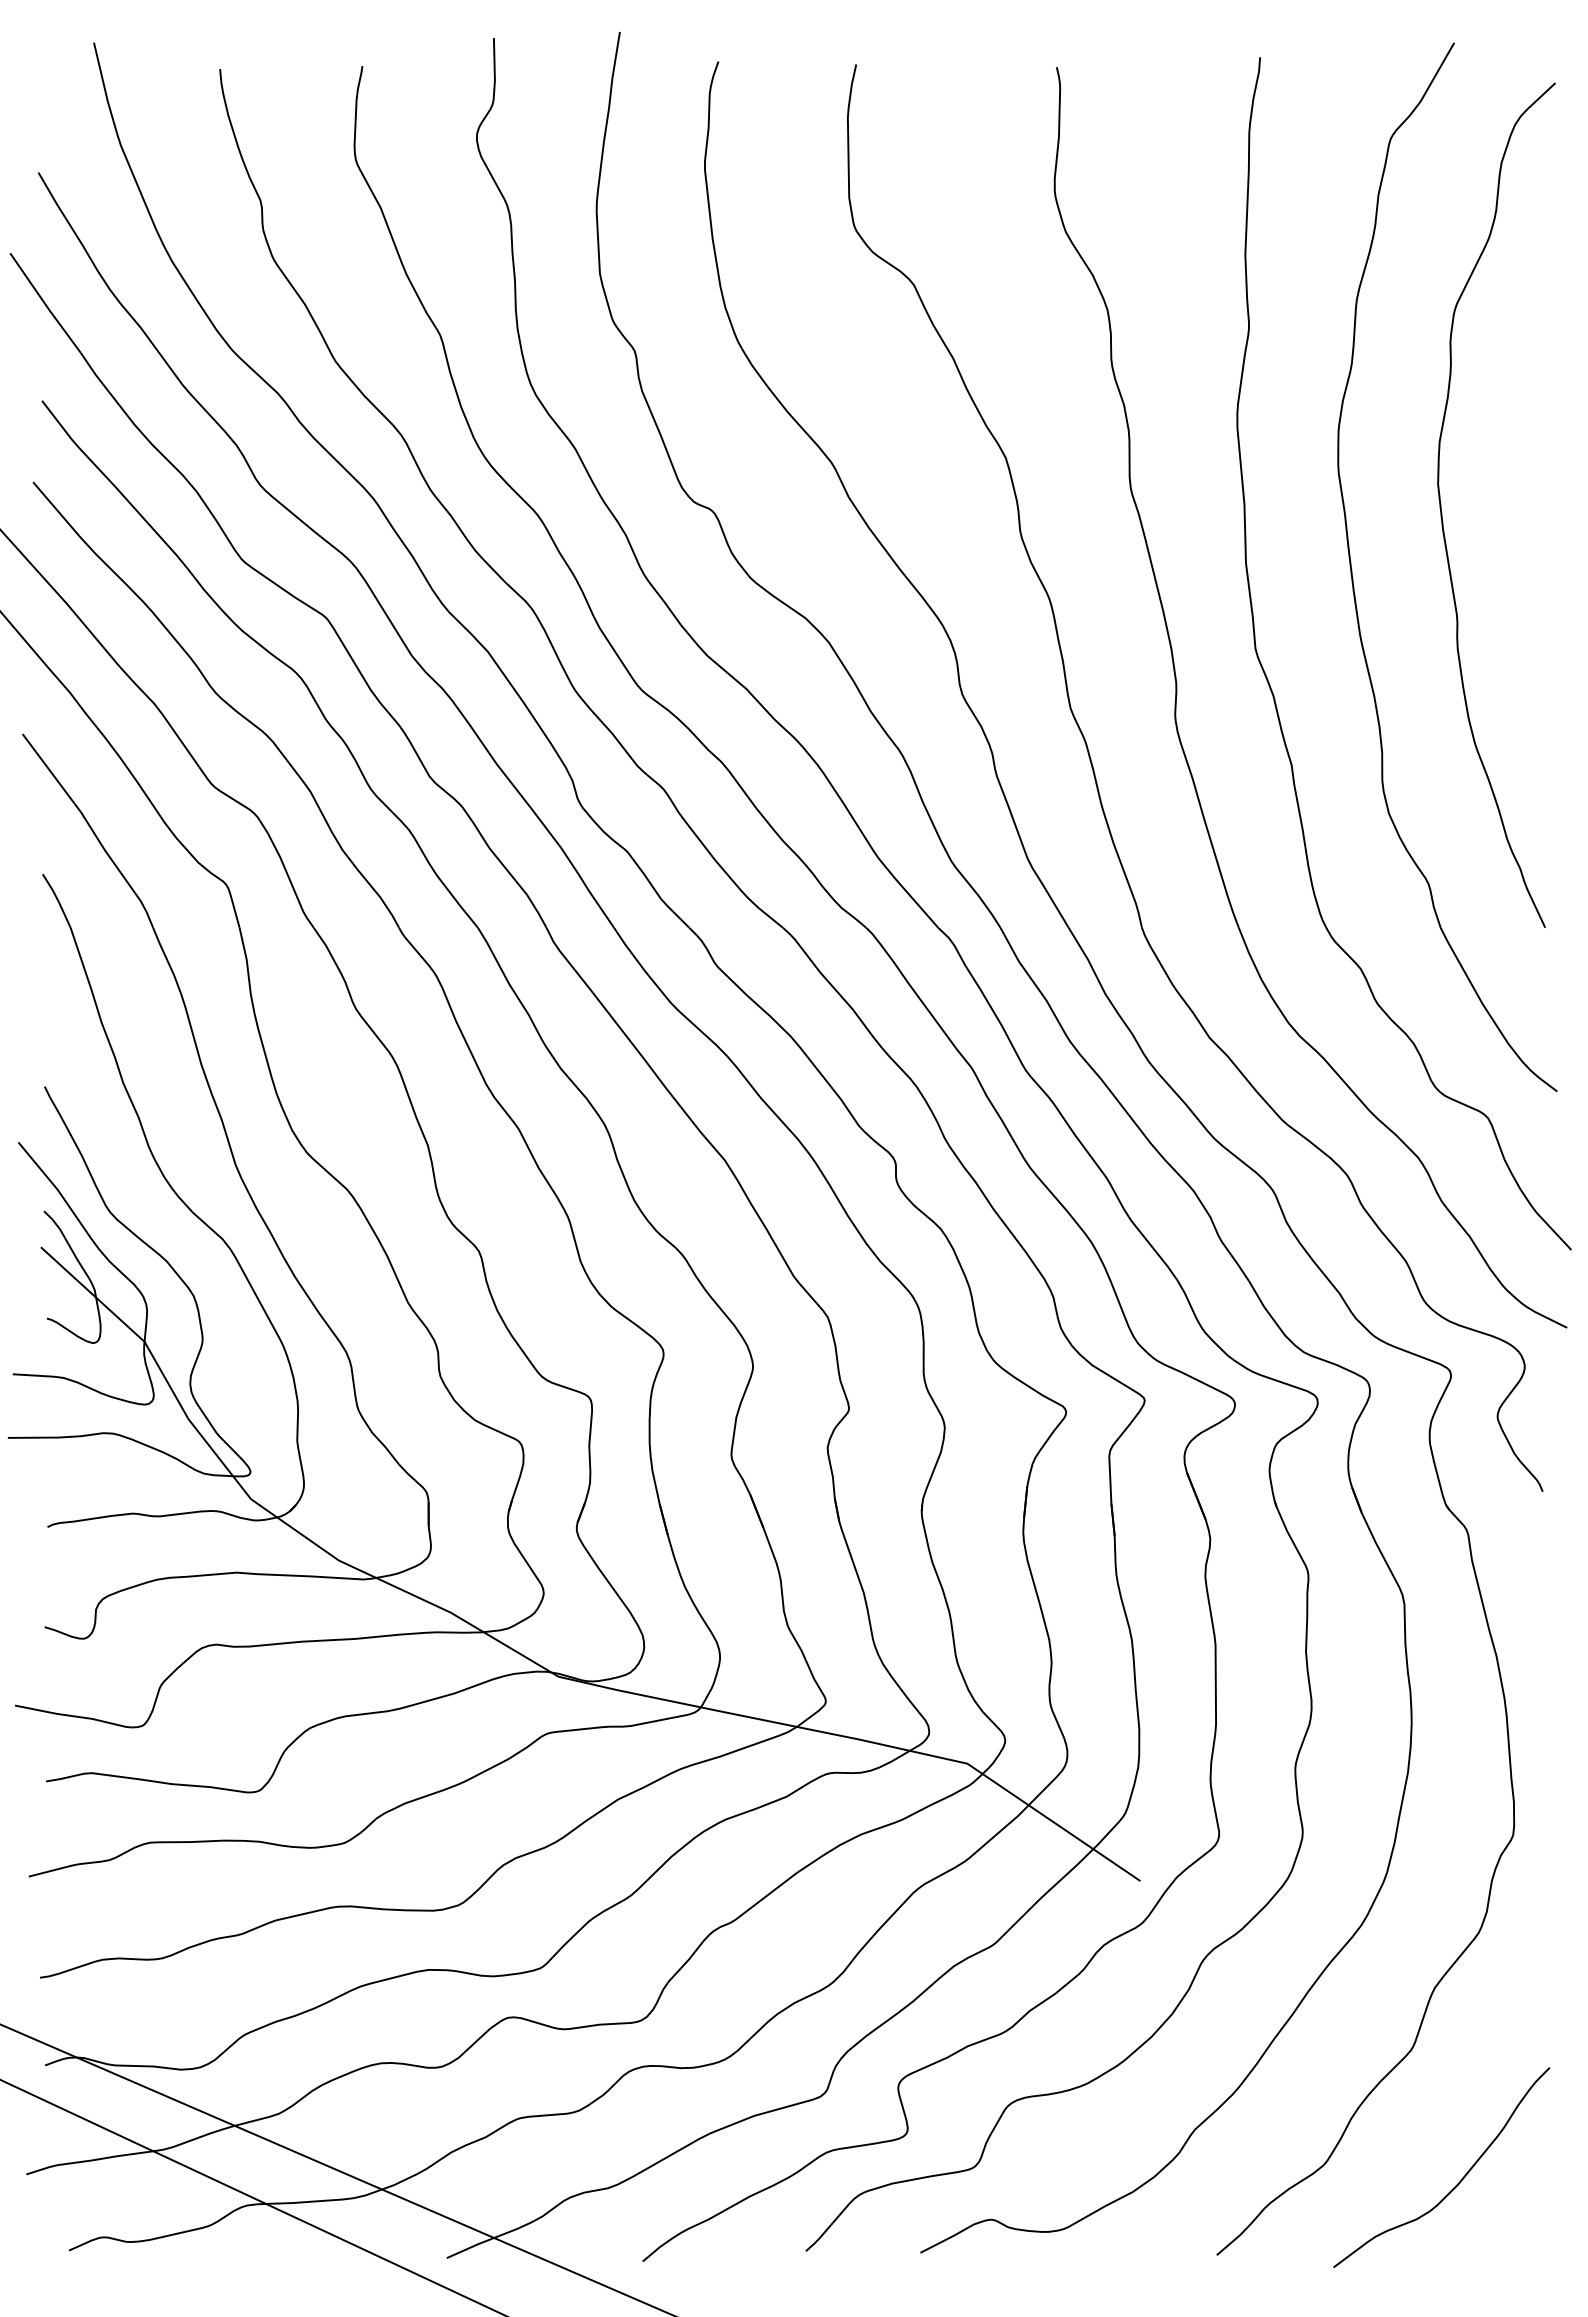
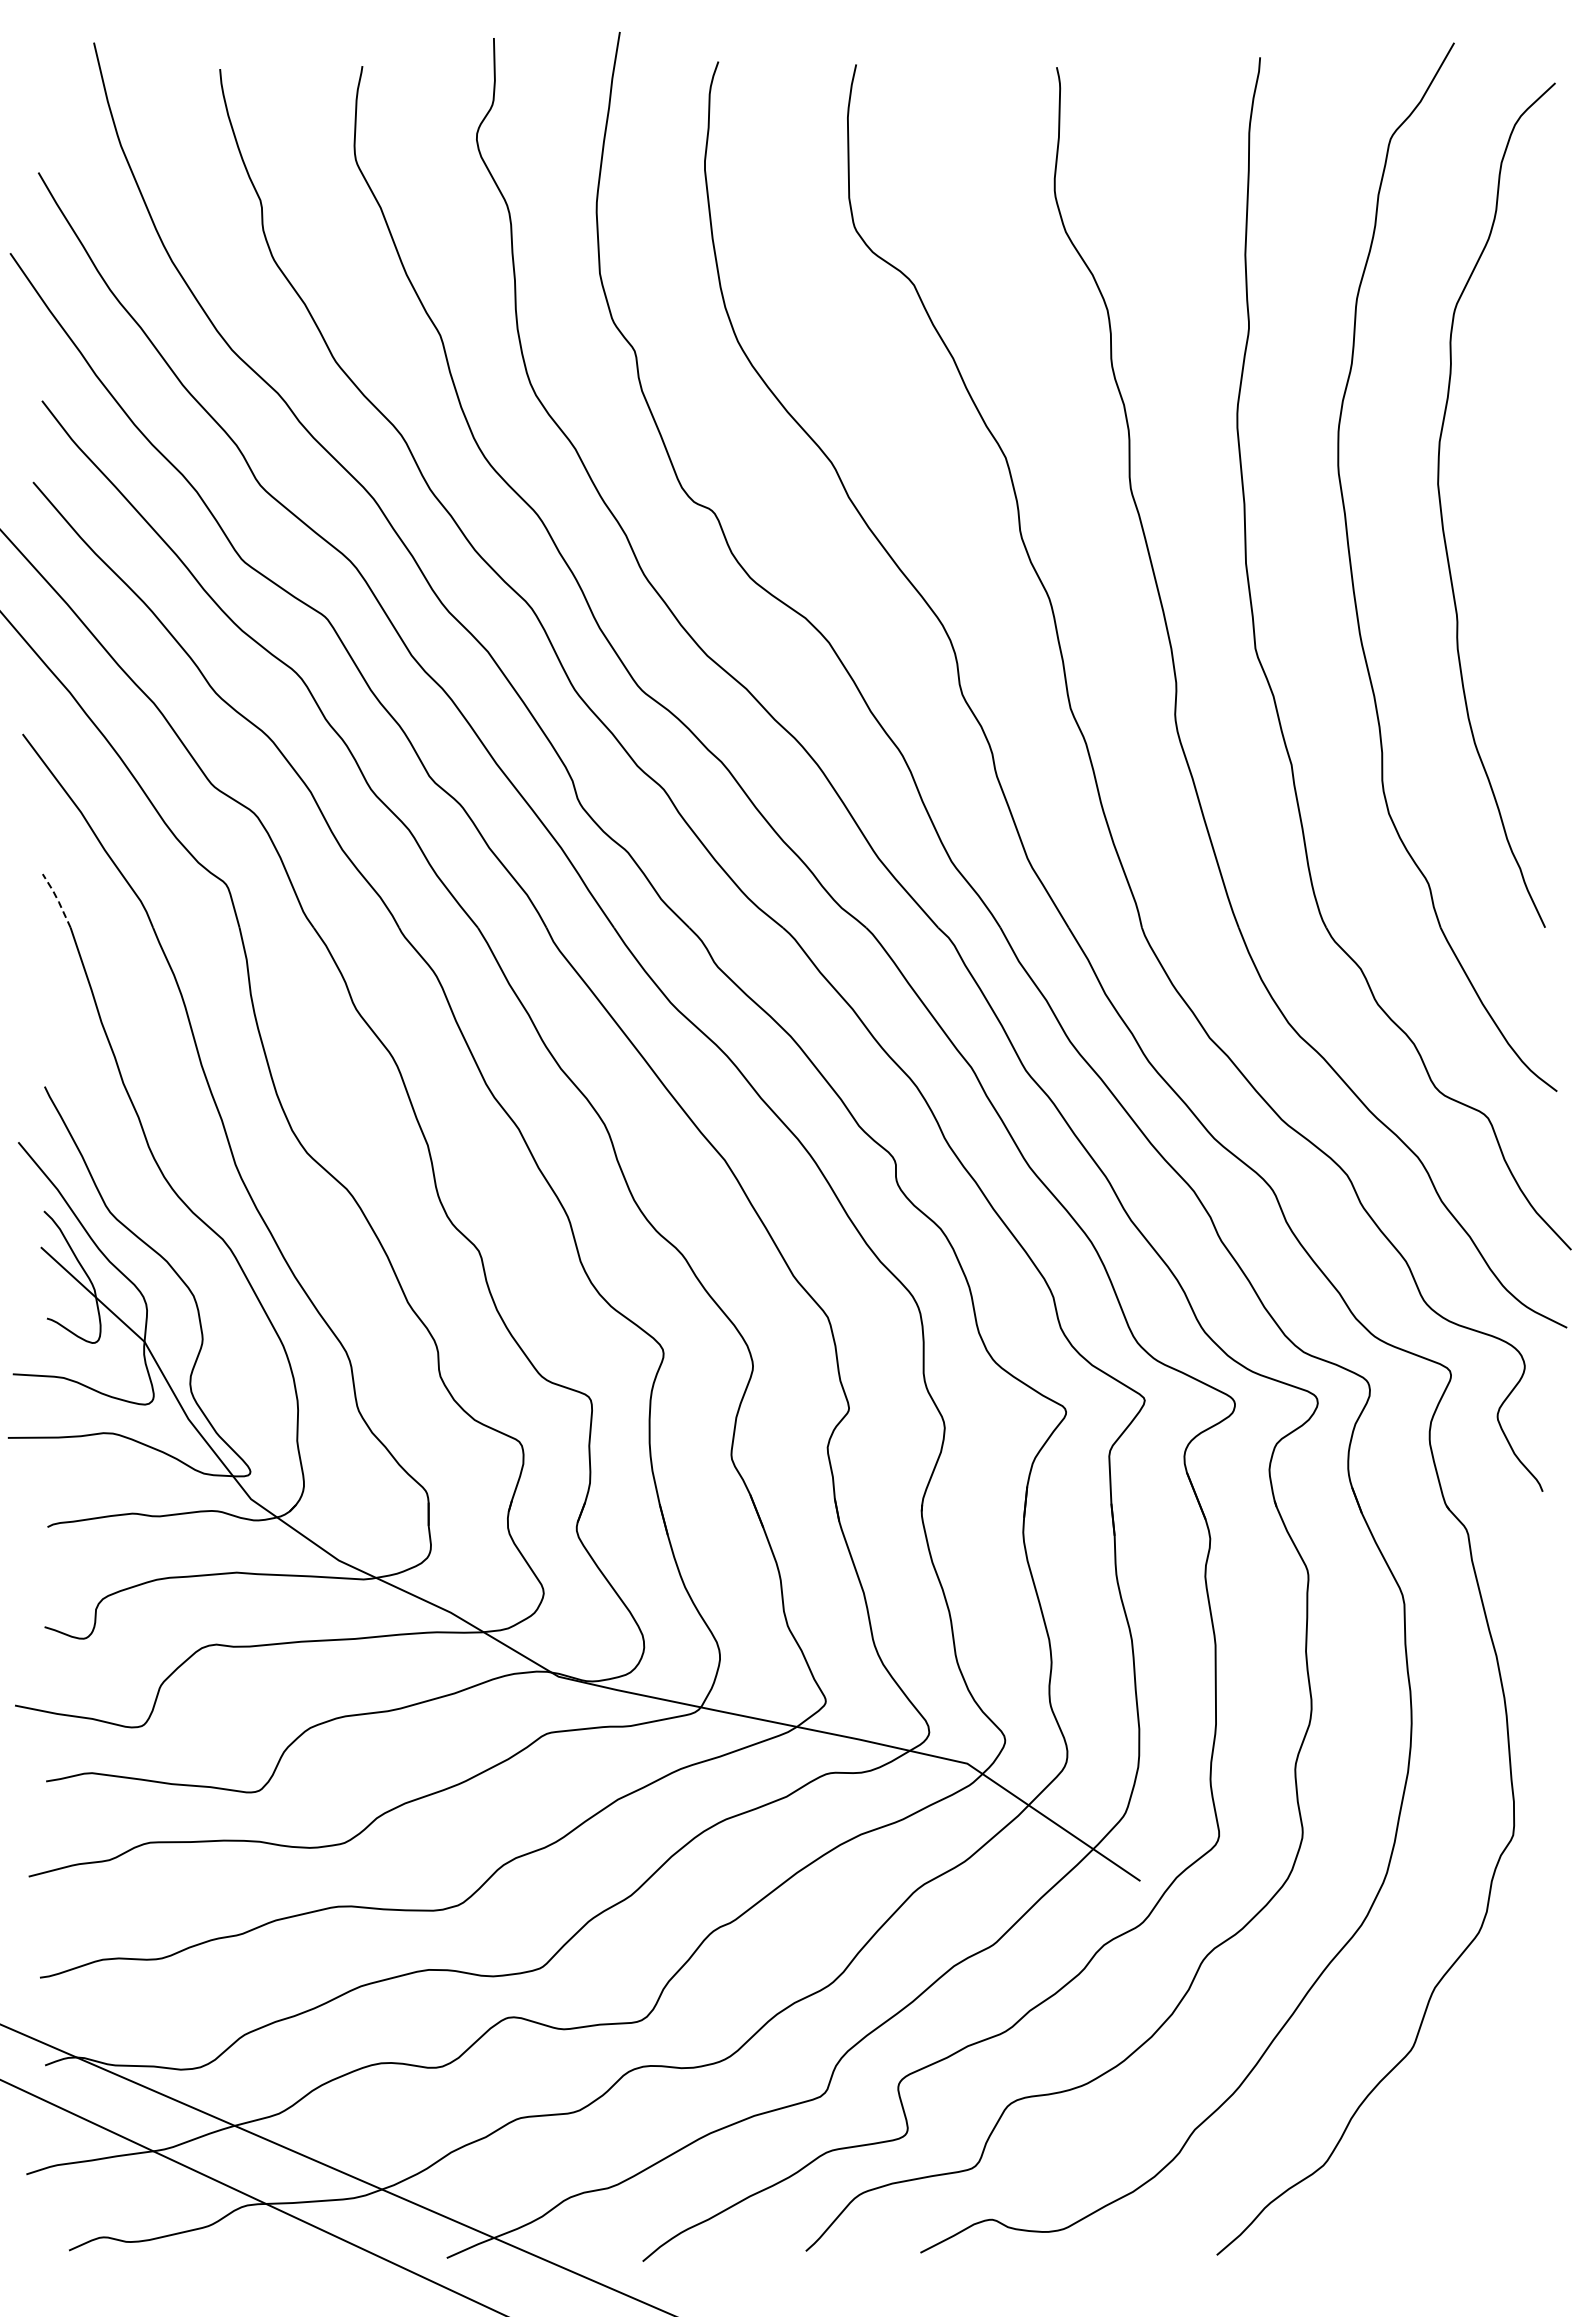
line: solid -> dashed (57, 900)
curve: present -> none (1457, 2183)
